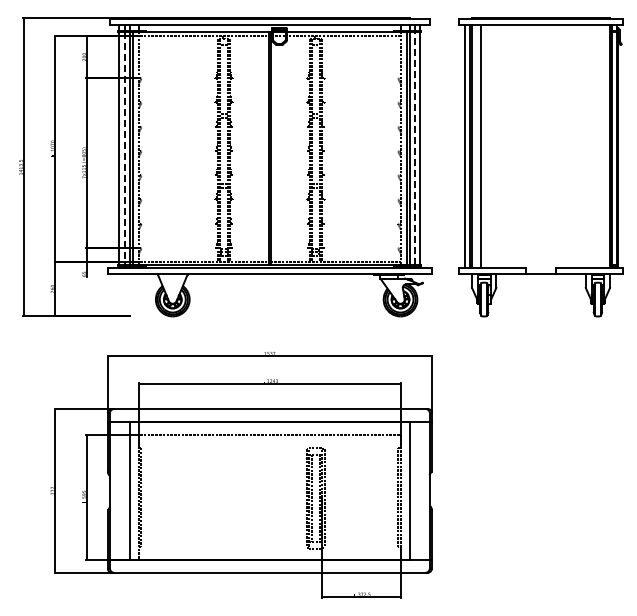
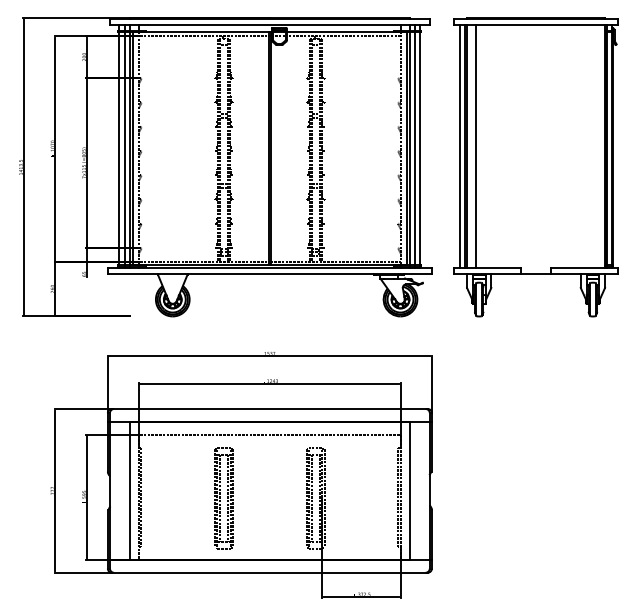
line: dashed -> solid (124, 148)
line: dashed -> solid (415, 148)
part position: (540, 167) -> (535, 167) (535, 167)
part: none -> present (223, 498)
